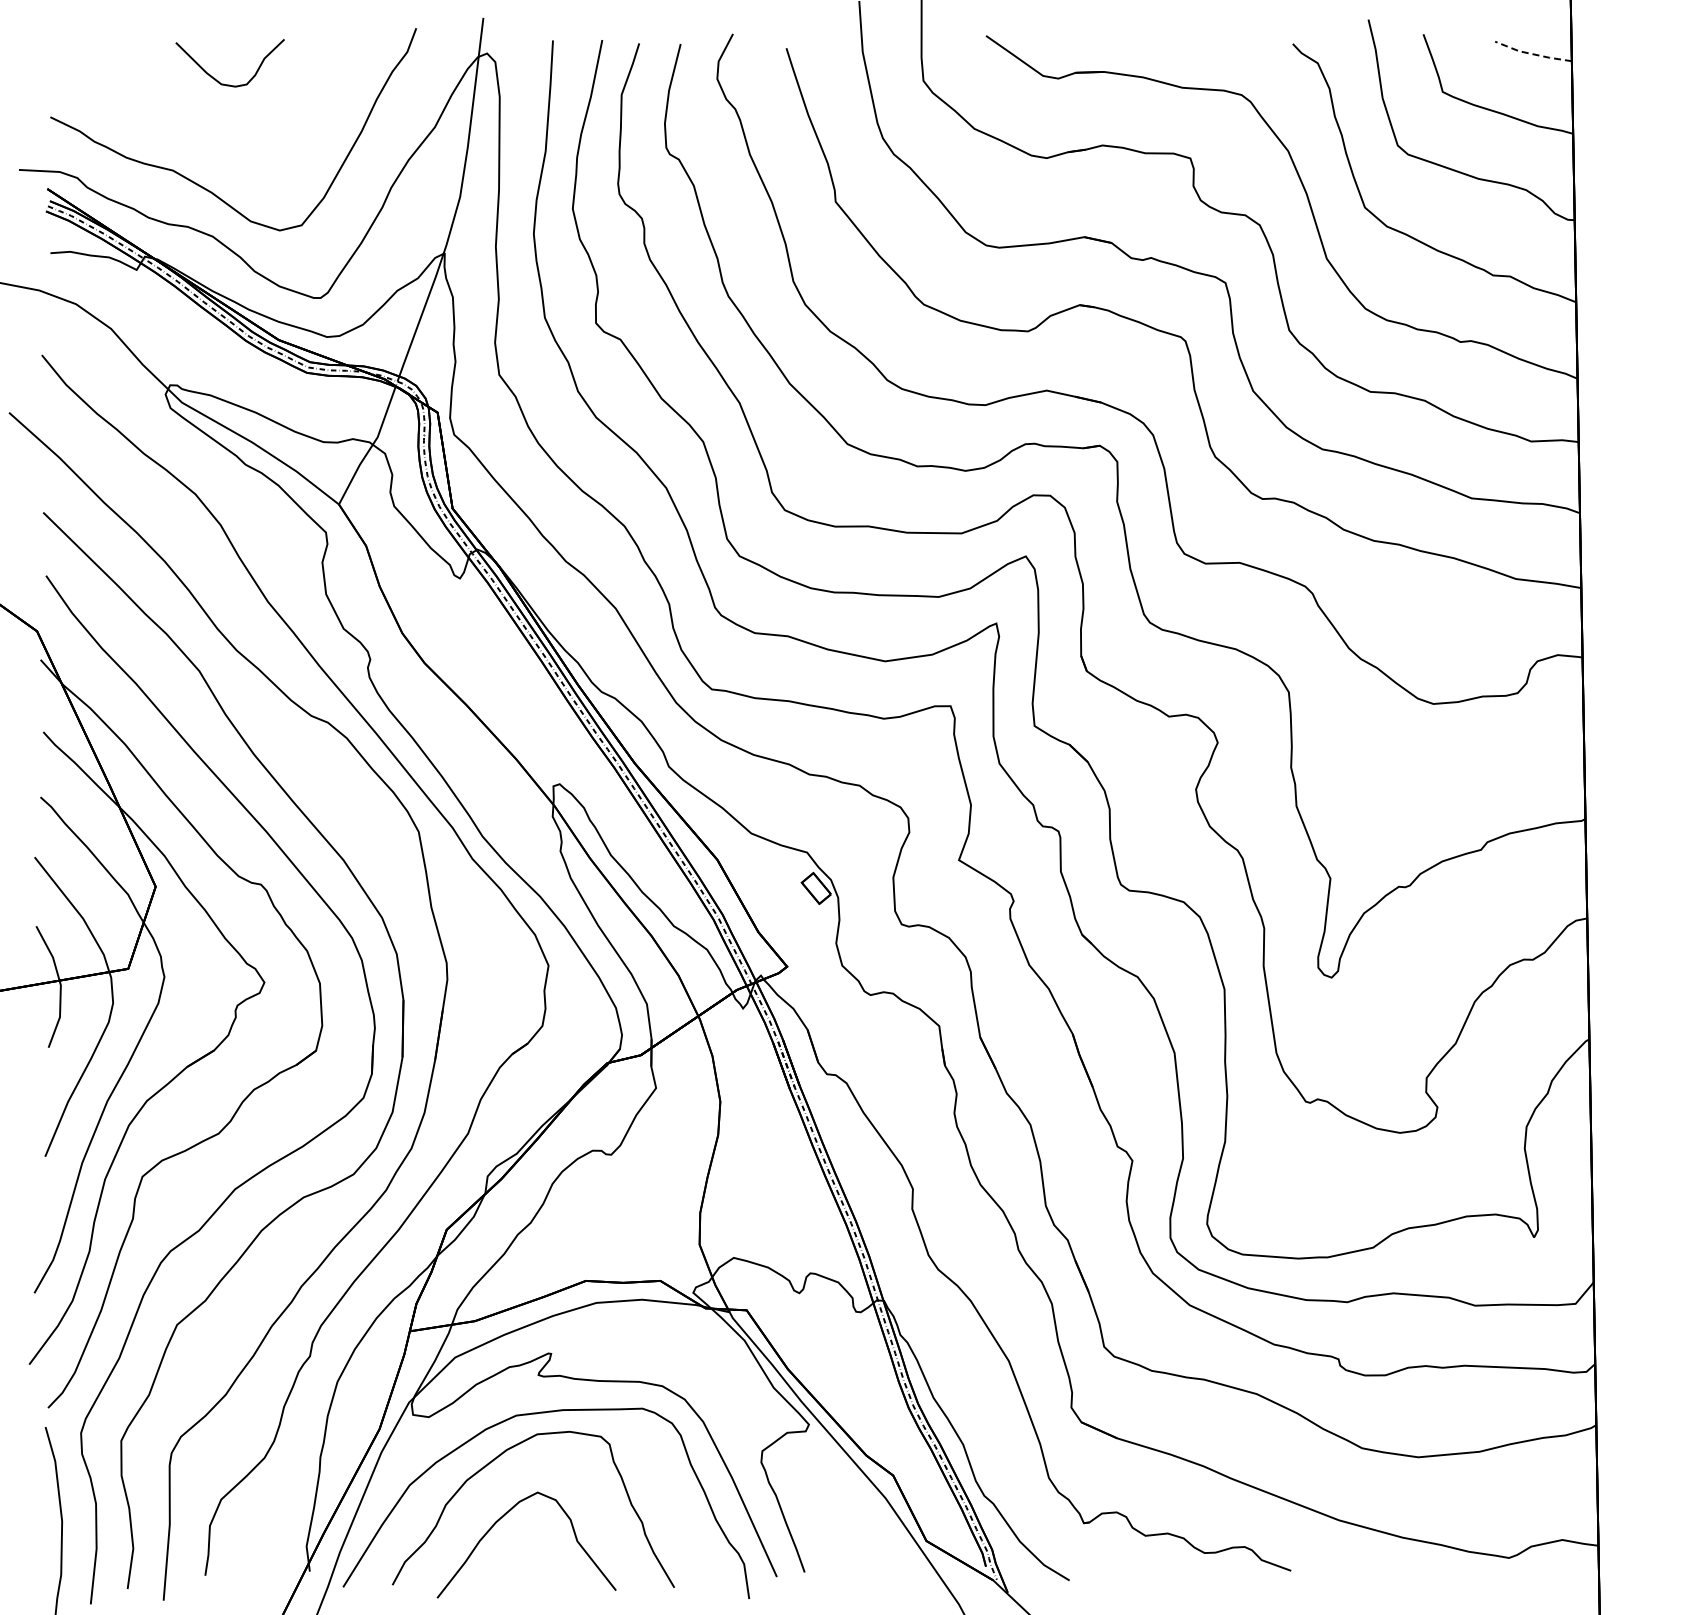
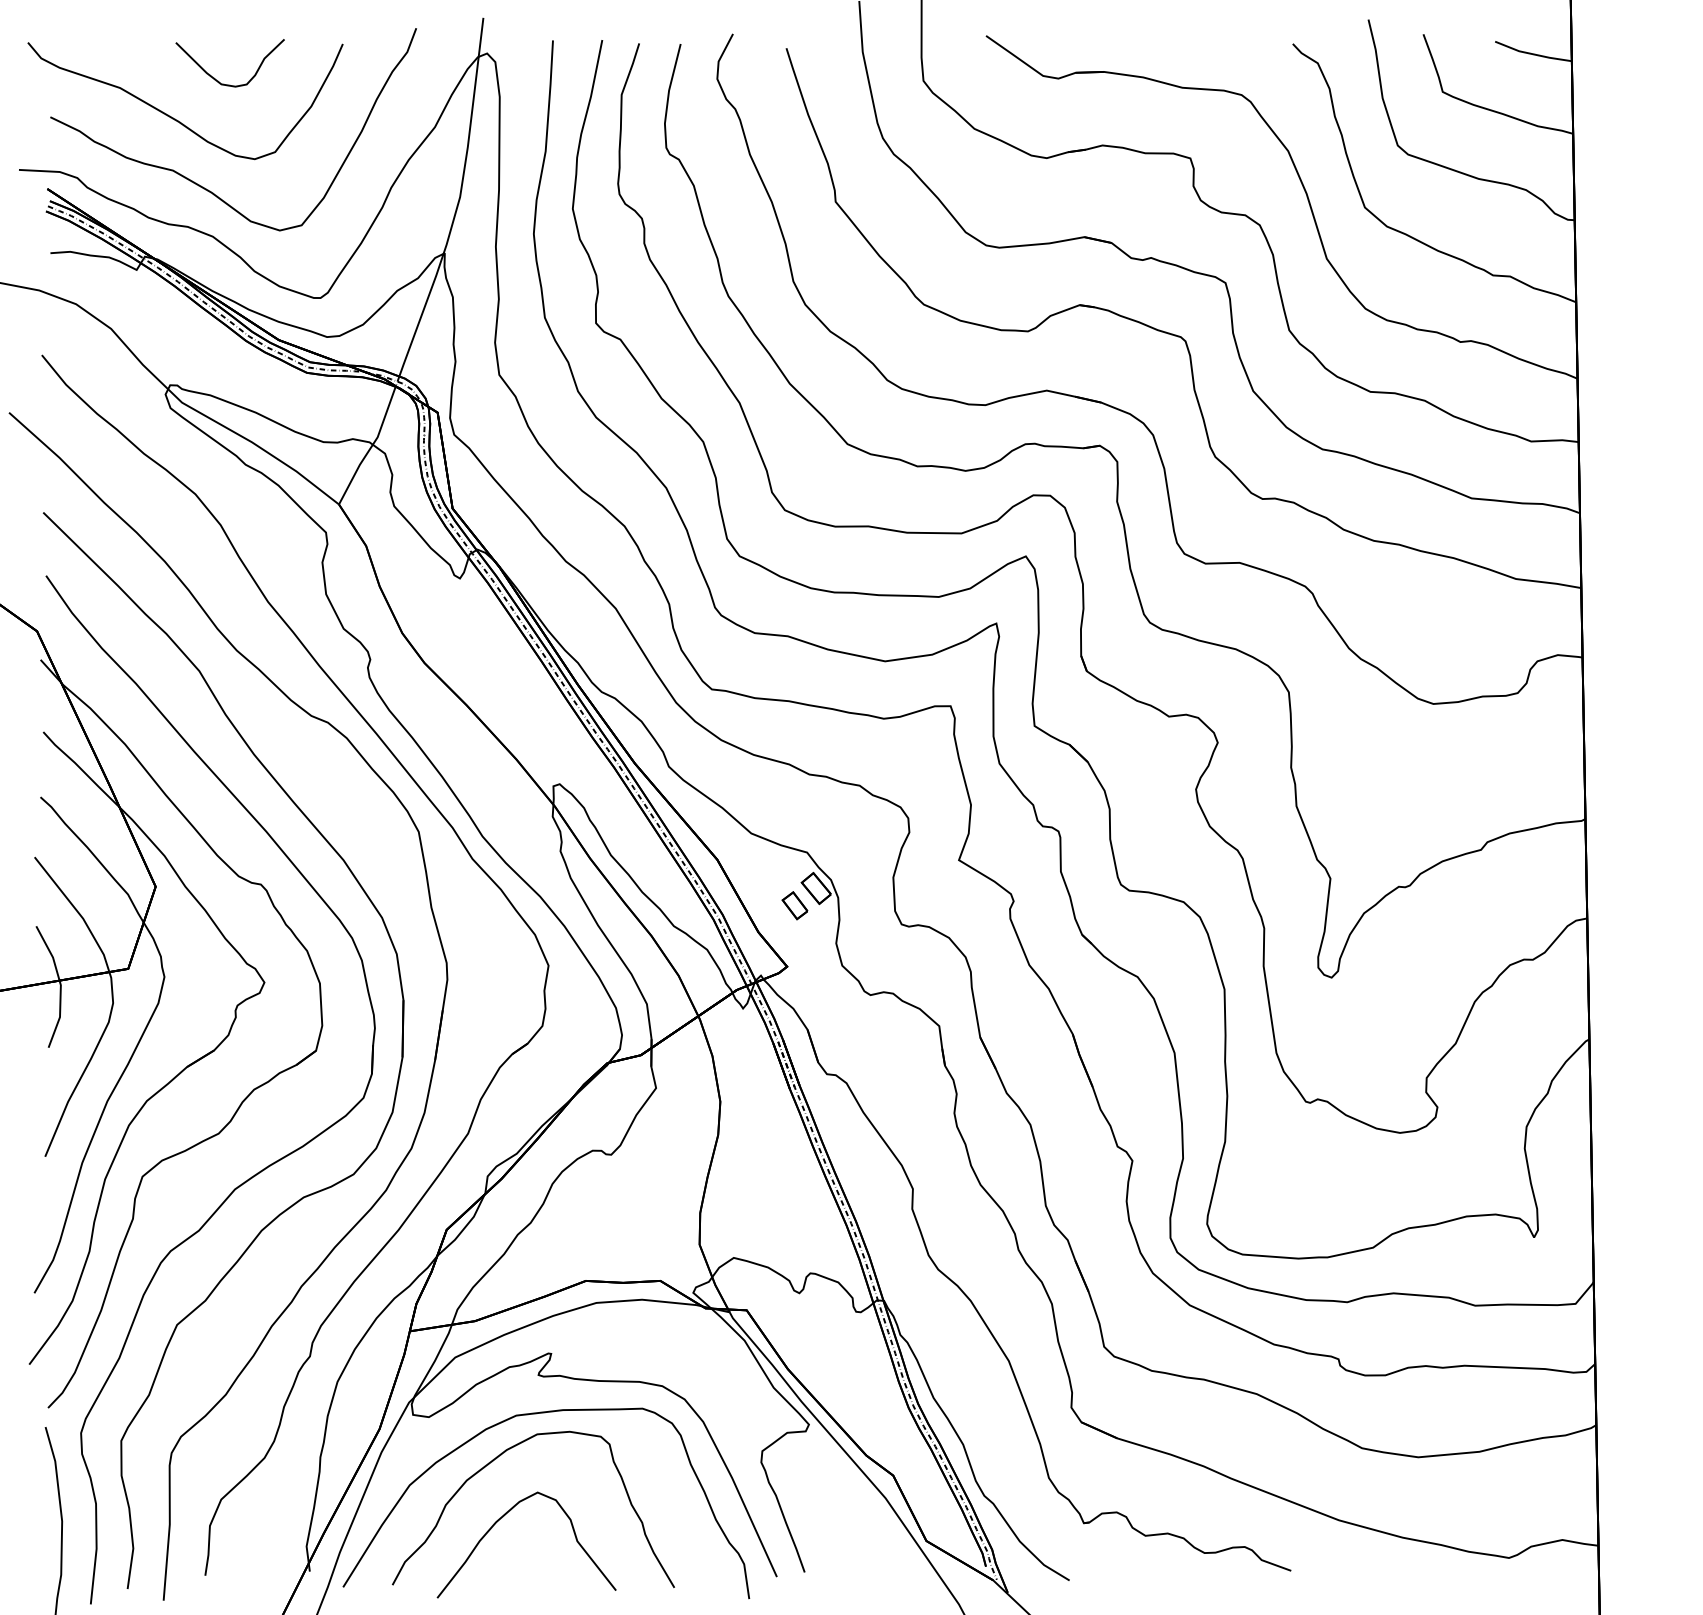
line: dashed -> solid (1532, 54)
curve: none -> present (175, 118)
part: none -> present (794, 905)
